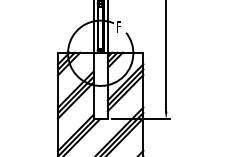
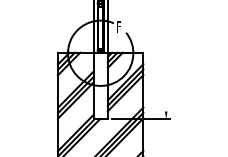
line: present -> none (166, 56)
